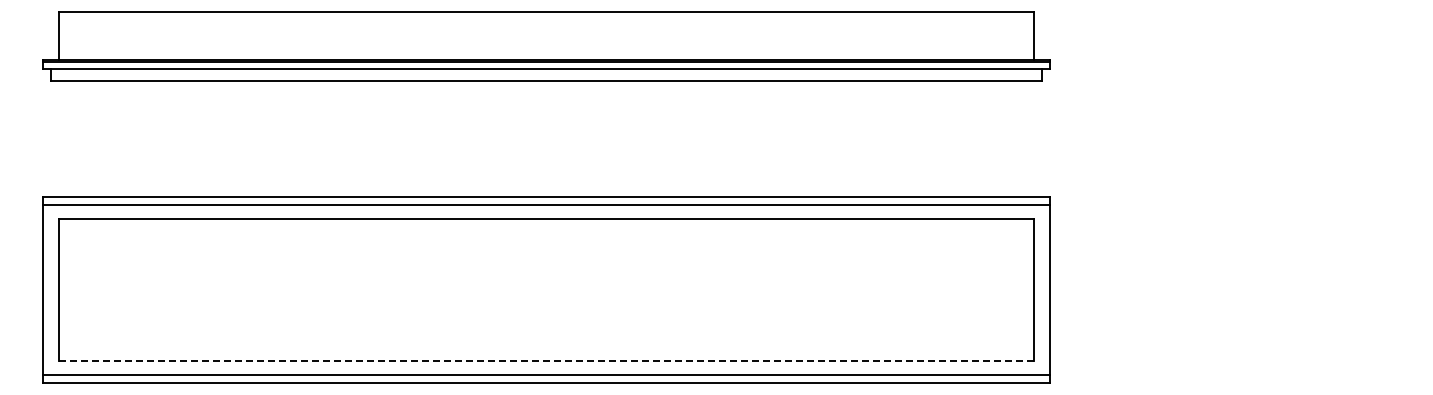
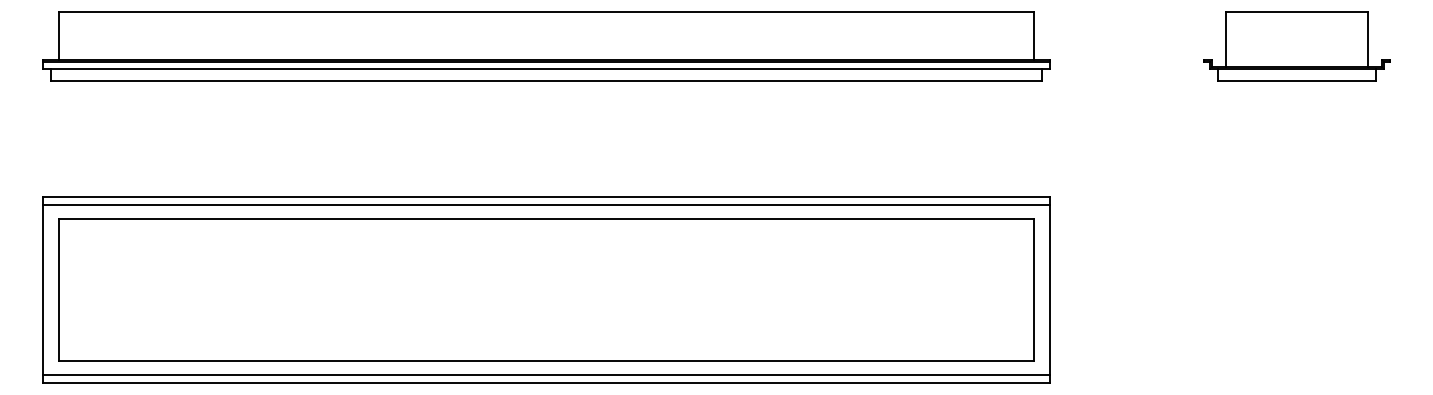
part: none -> present (1296, 46)
line: dashed -> solid (546, 361)
